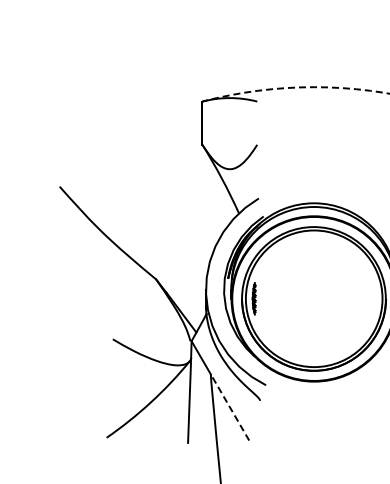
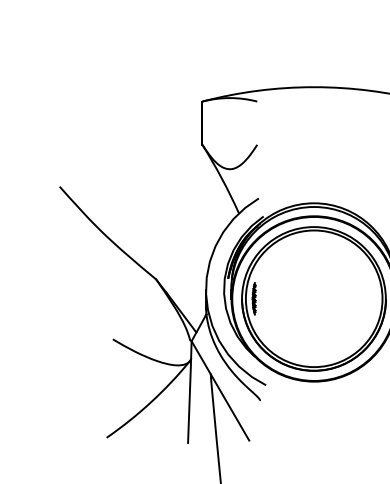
arc: dashed -> solid (296, 87)
line: dashed -> solid (229, 407)
